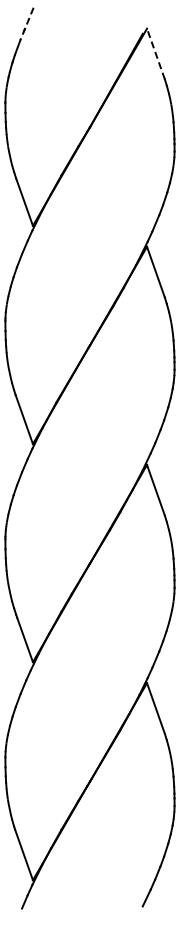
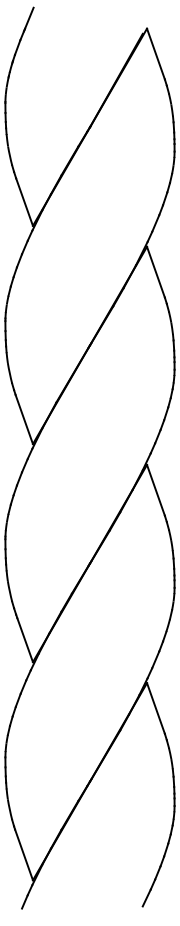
line: dashed -> solid (26, 24)
line: dashed -> solid (155, 54)
